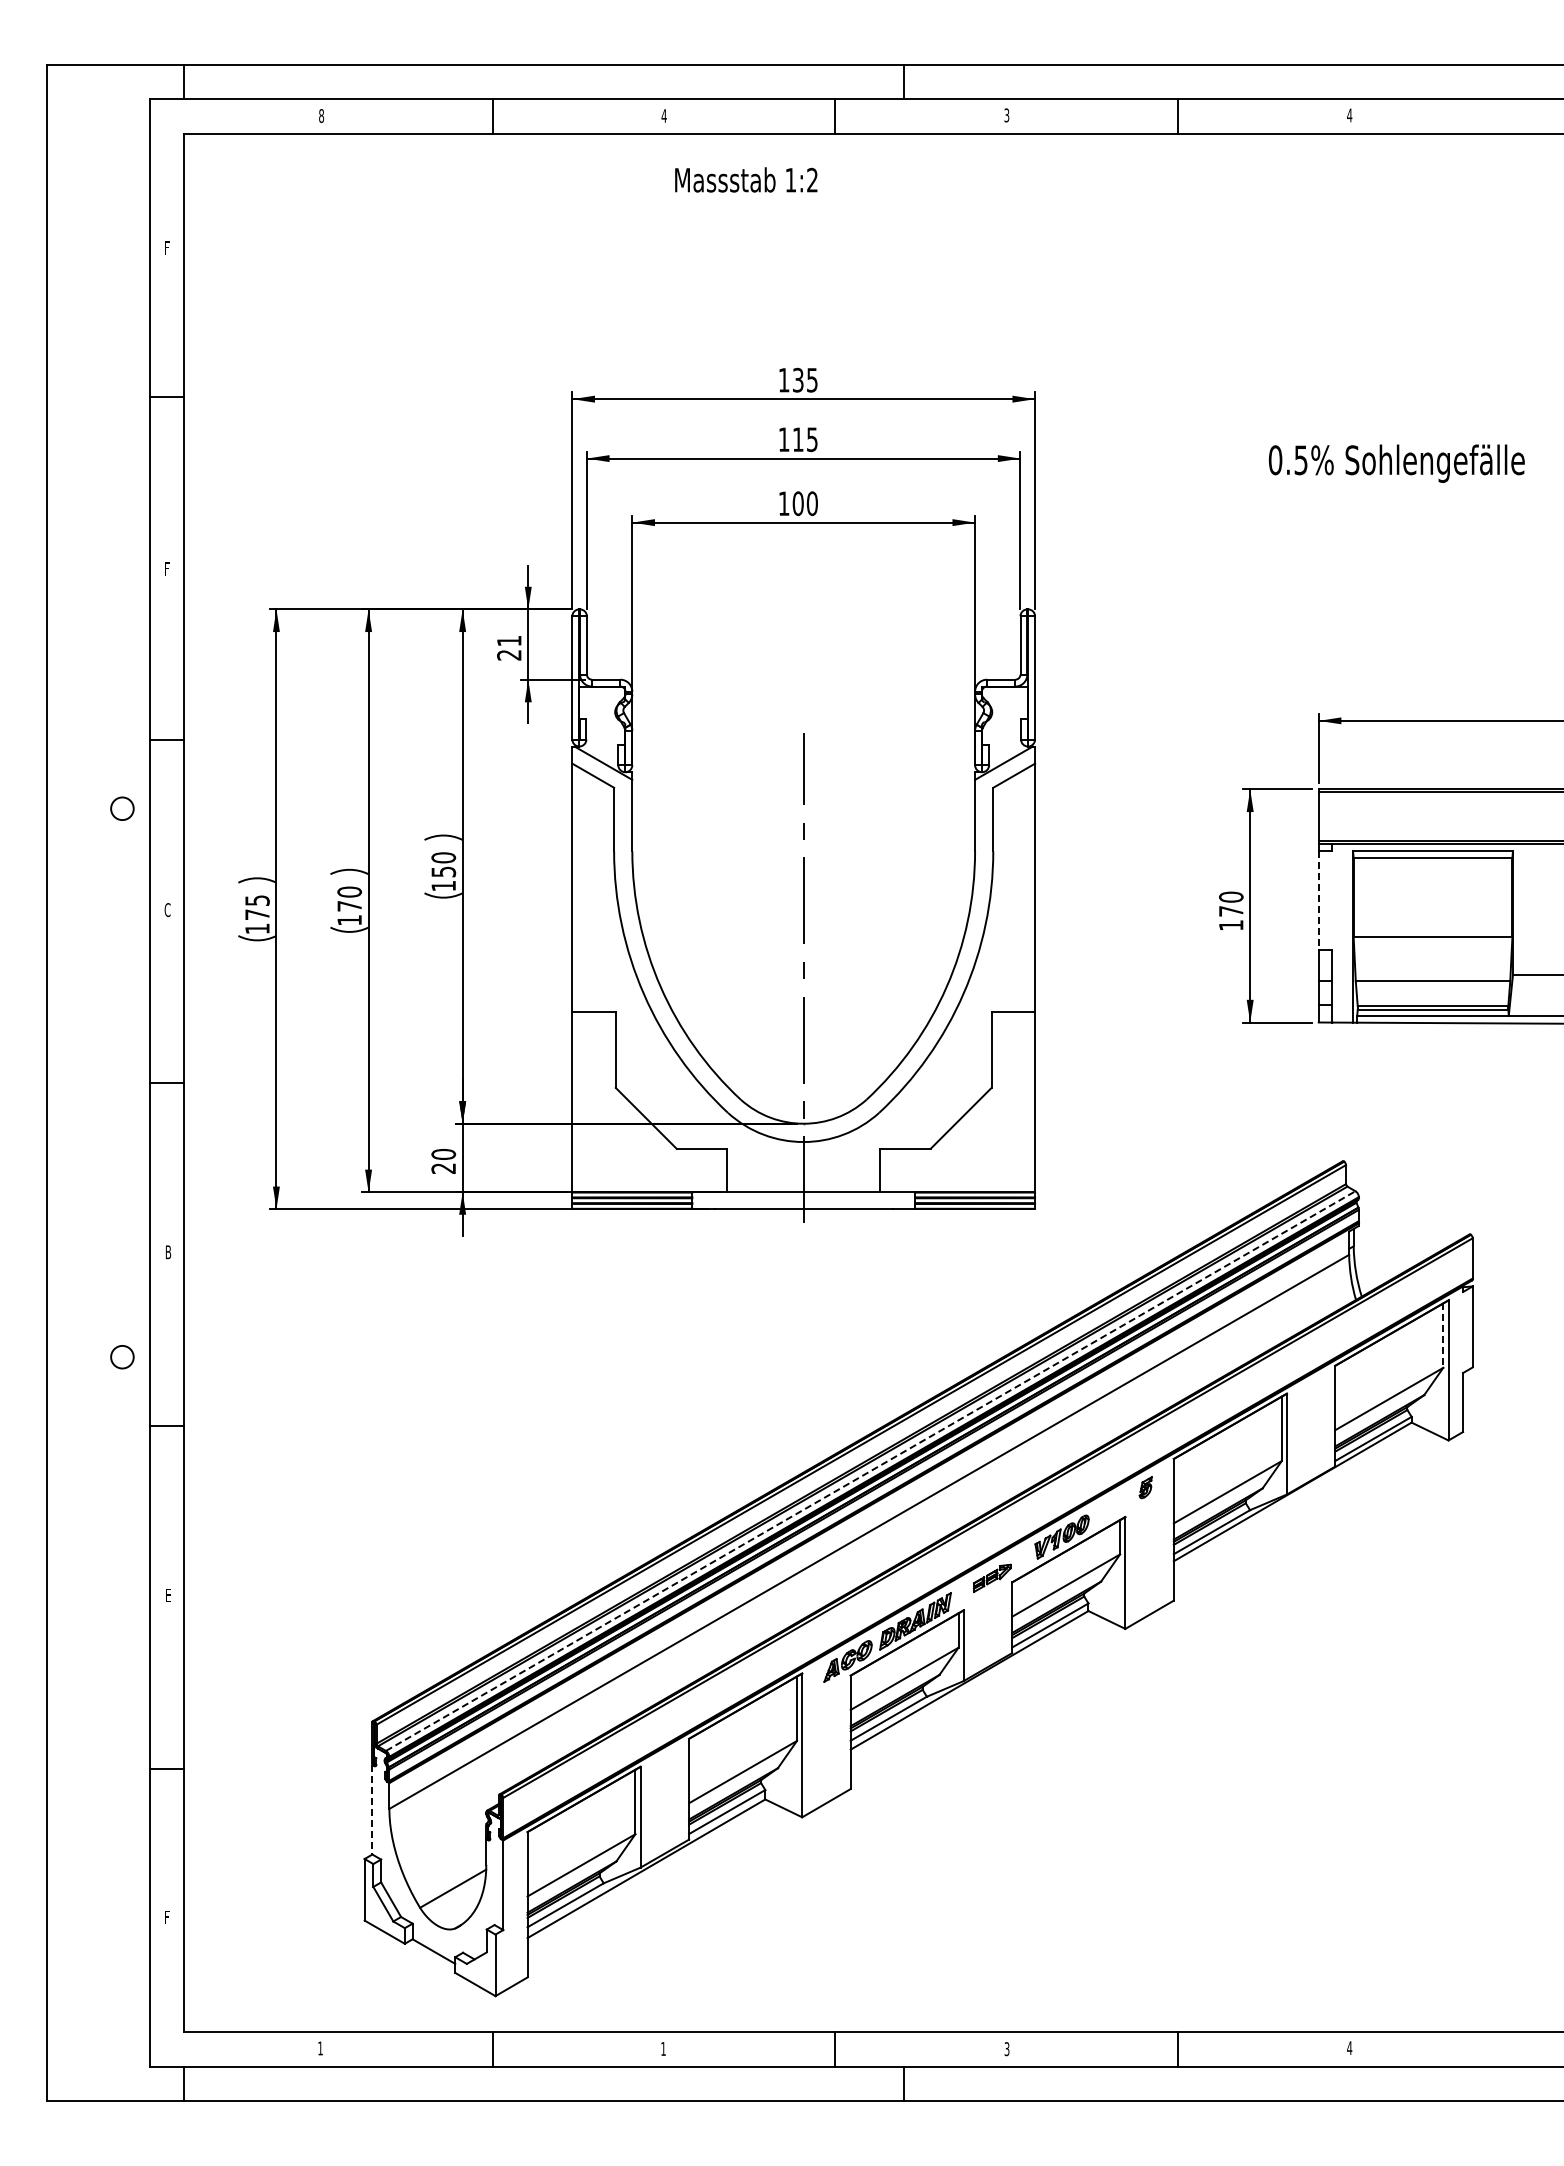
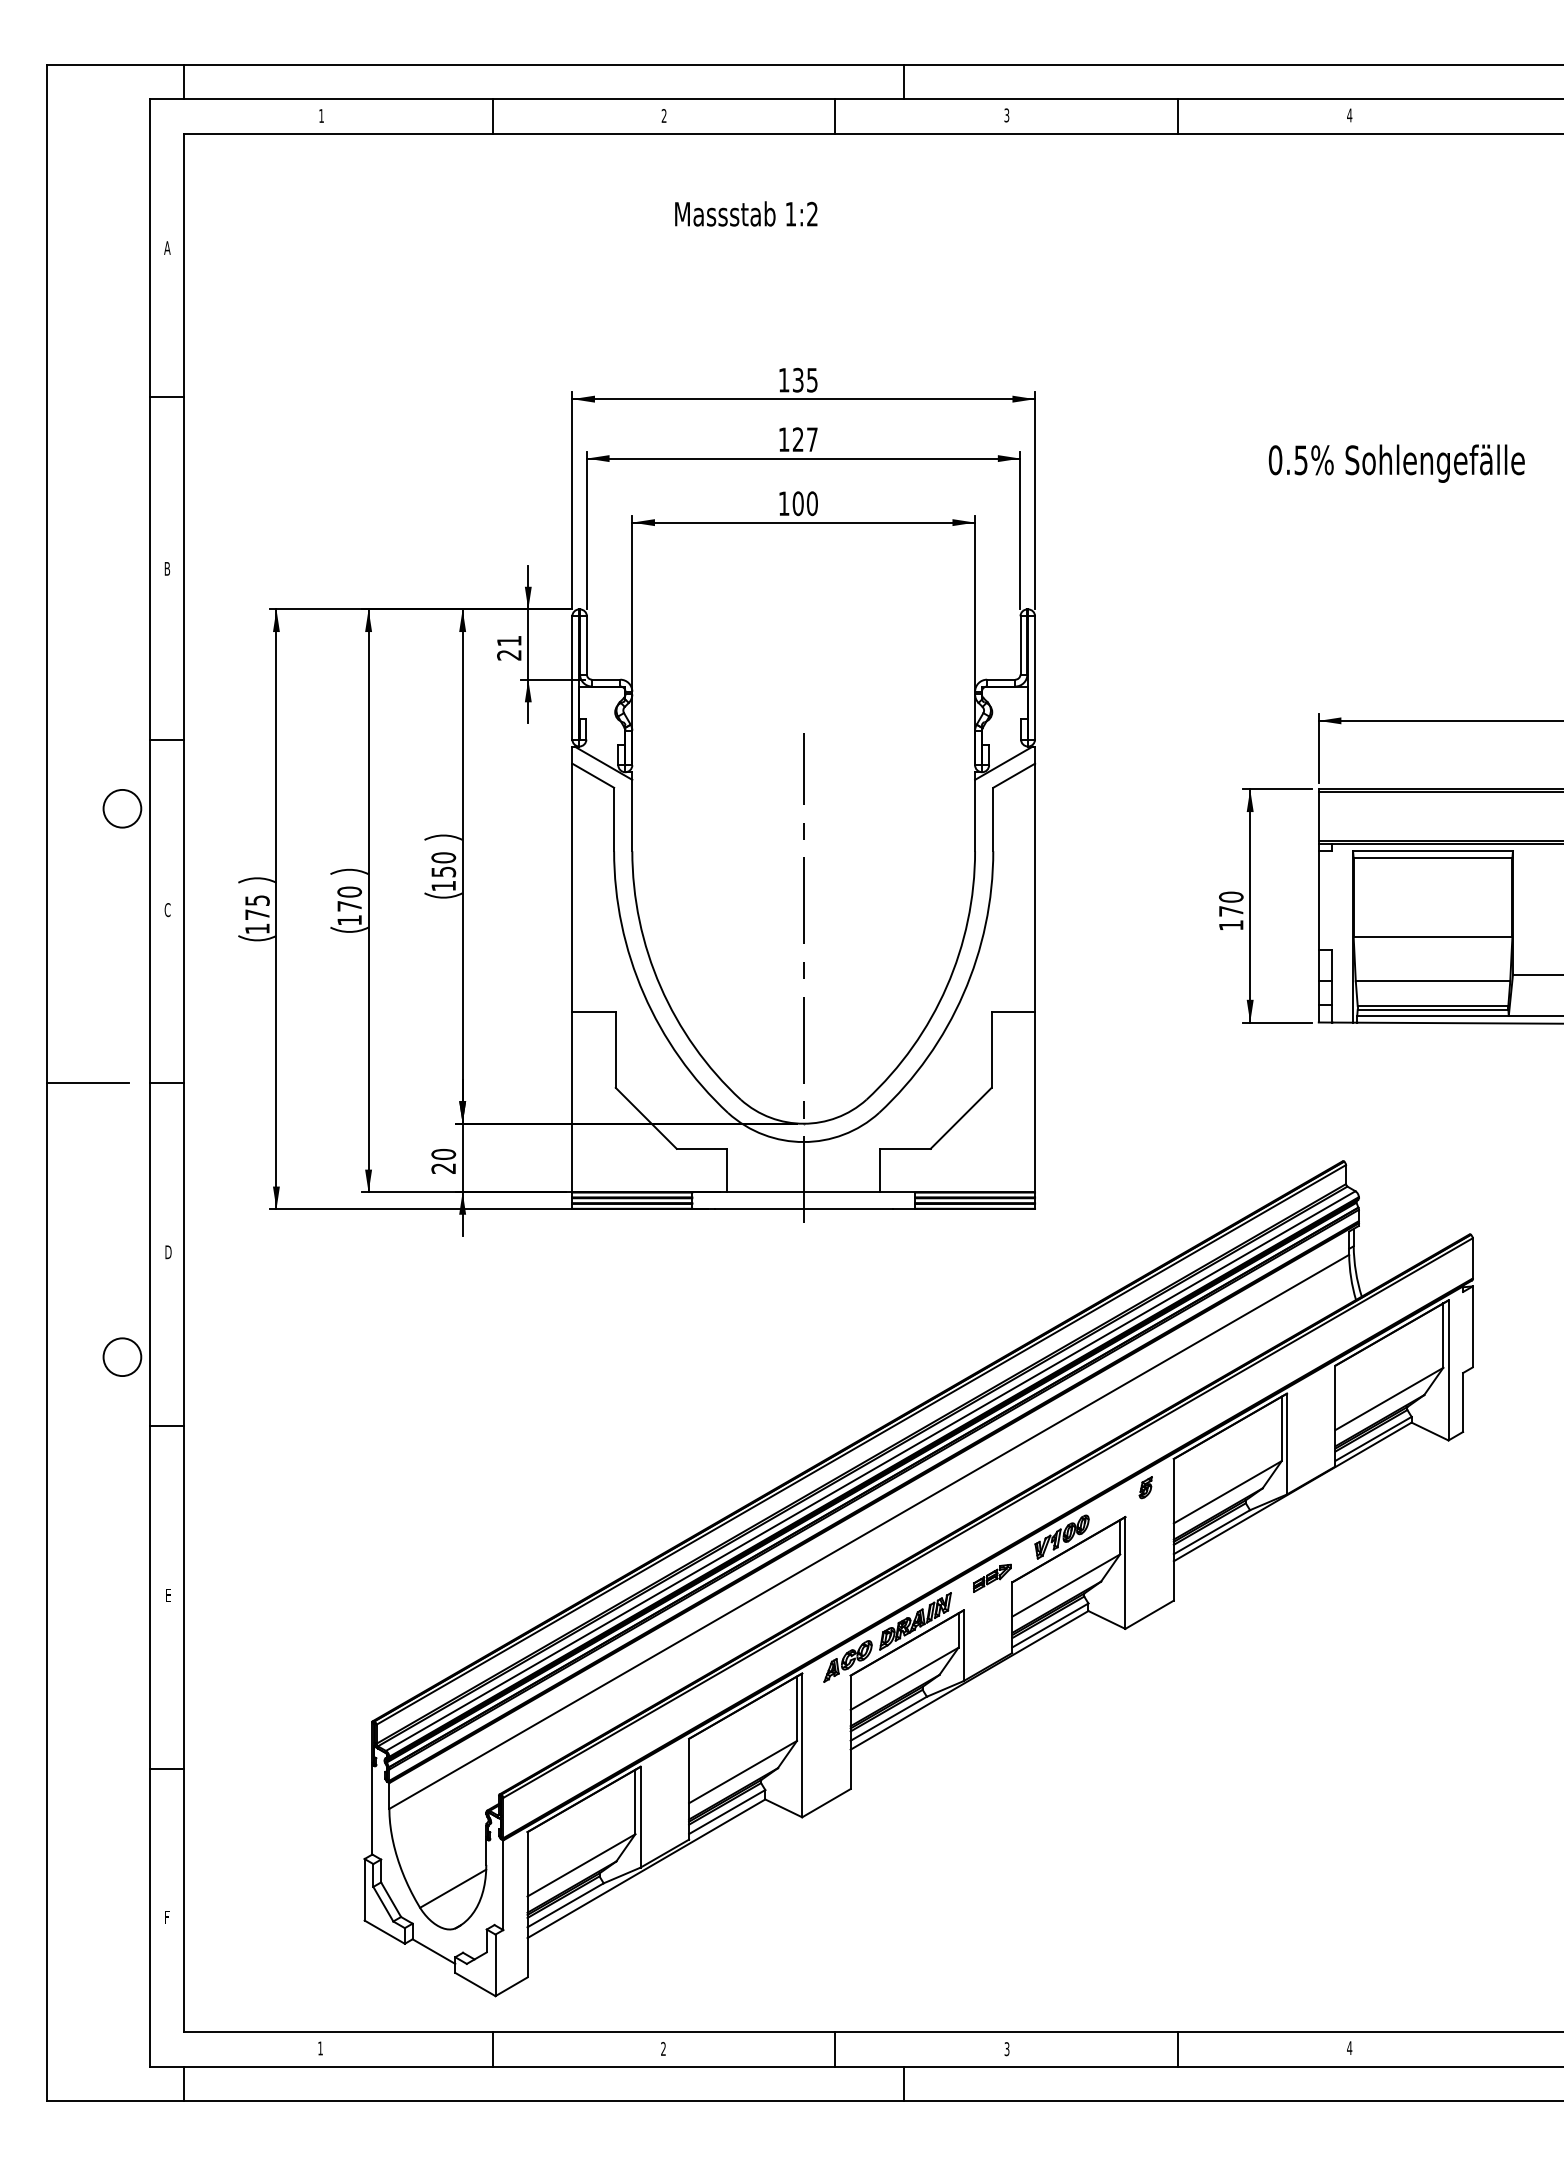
text: 4 -> 2 (663, 115)
text: 8 -> 1 (321, 116)
text position: (746, 179) -> (746, 213) (746, 213)
text: F -> A (167, 247)
text: 115 -> 127 (804, 439)
text: F -> B (167, 568)
circle diameter: 23 px -> 38 px (122, 808)
line: dashed -> solid (1318, 900)
line: none -> present (88, 1083)
text: B -> D (168, 1252)
line: dashed -> solid (1443, 1336)
circle diameter: 23 px -> 38 px (122, 1357)
line: dashed -> solid (870, 1471)
line: dashed -> solid (372, 1809)
text: 1 -> 2 (663, 2048)
